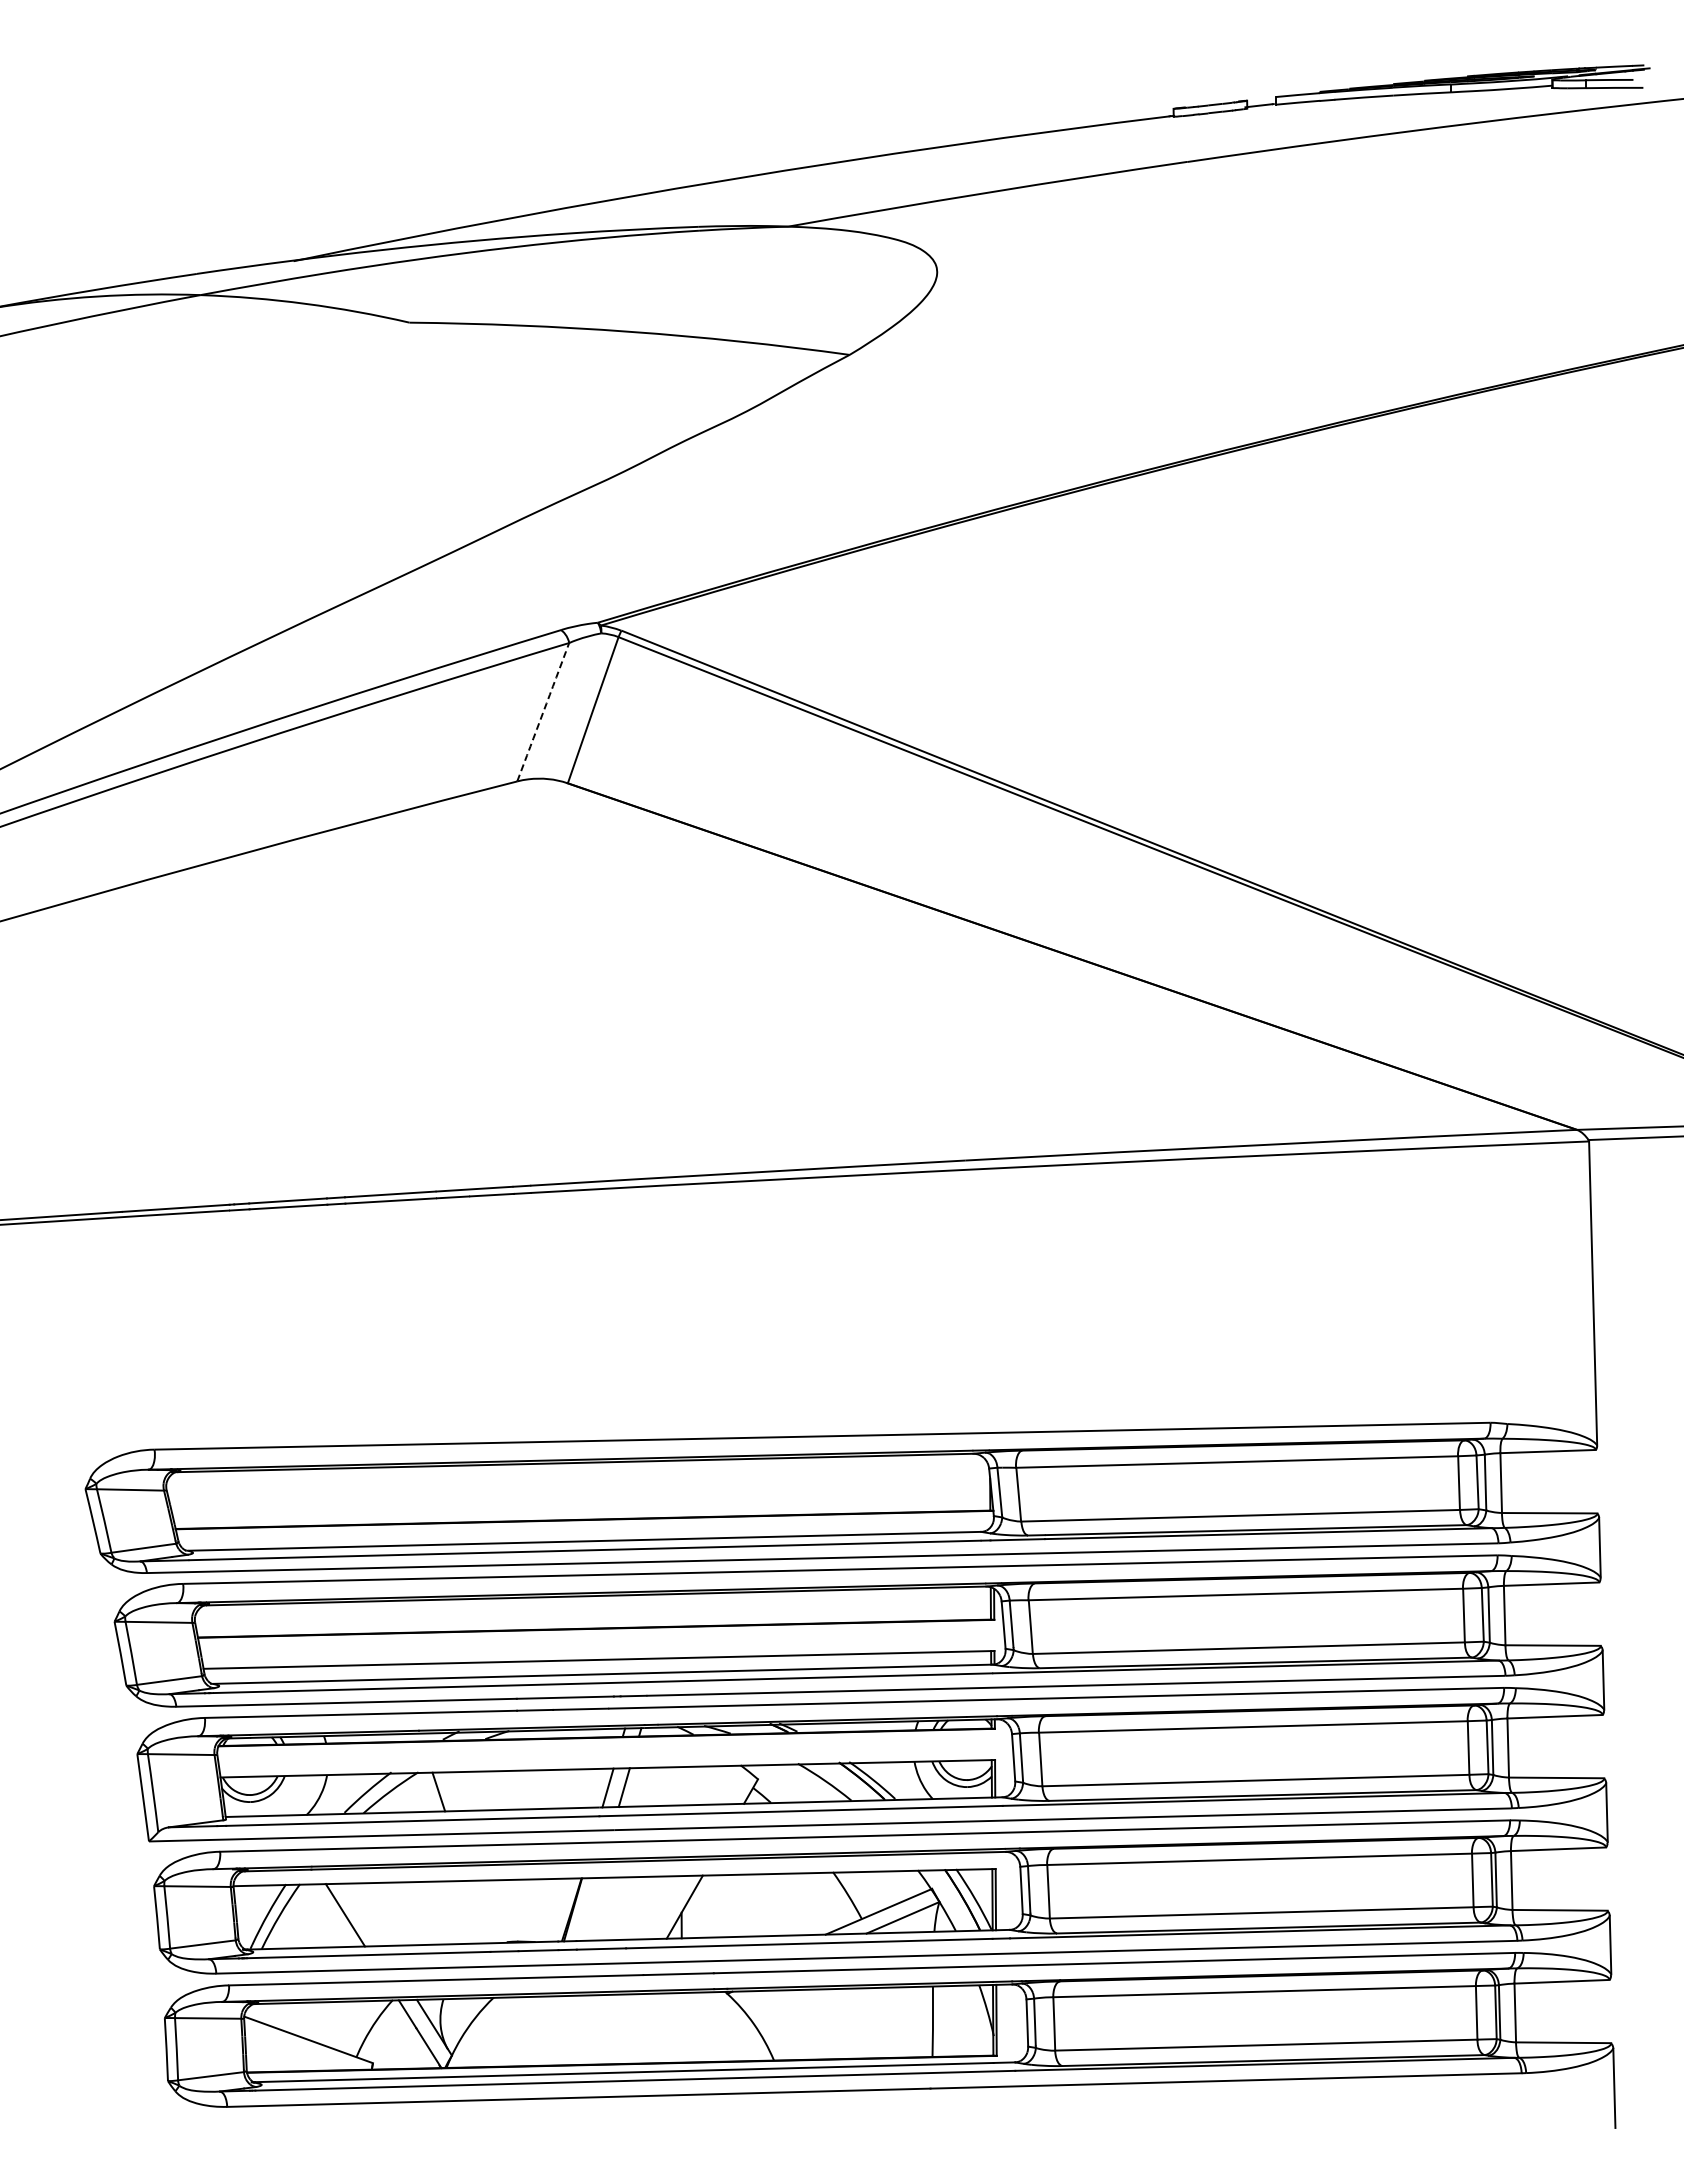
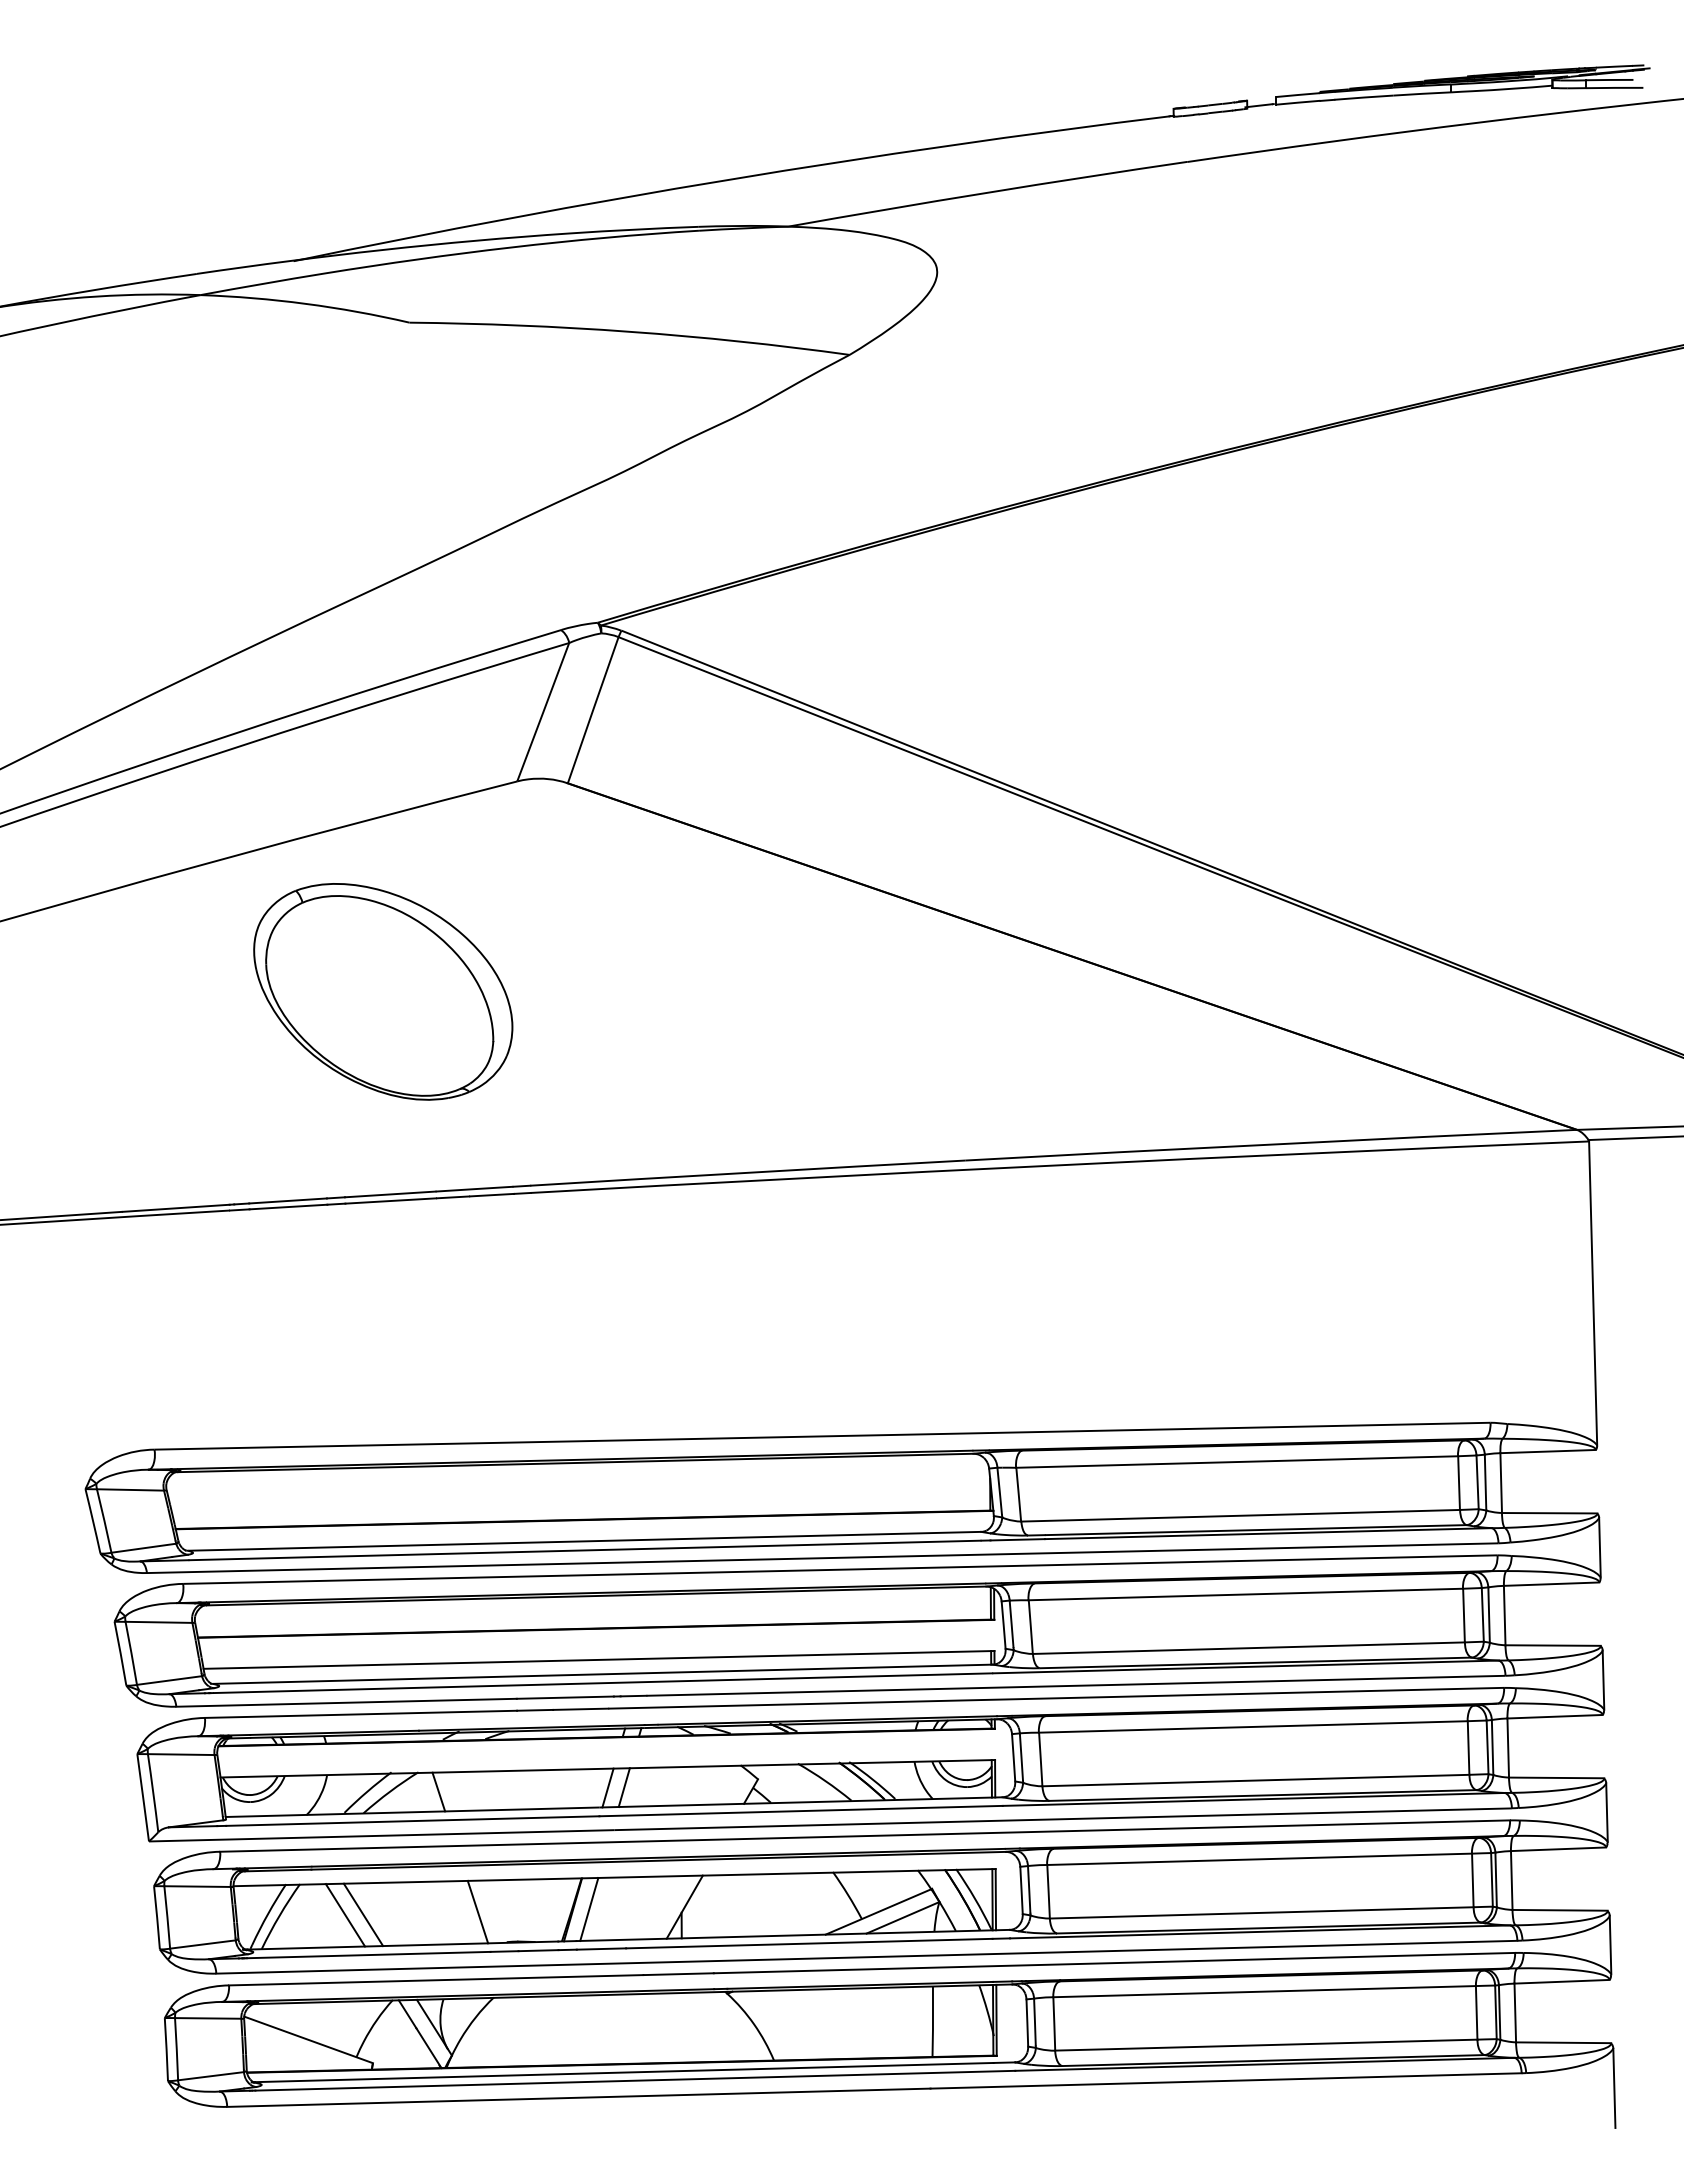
arc: dashed -> solid (543, 712)
part: none -> present (383, 991)
line: none -> present (589, 1908)
line: none -> present (477, 1911)
line: none -> present (363, 1914)
